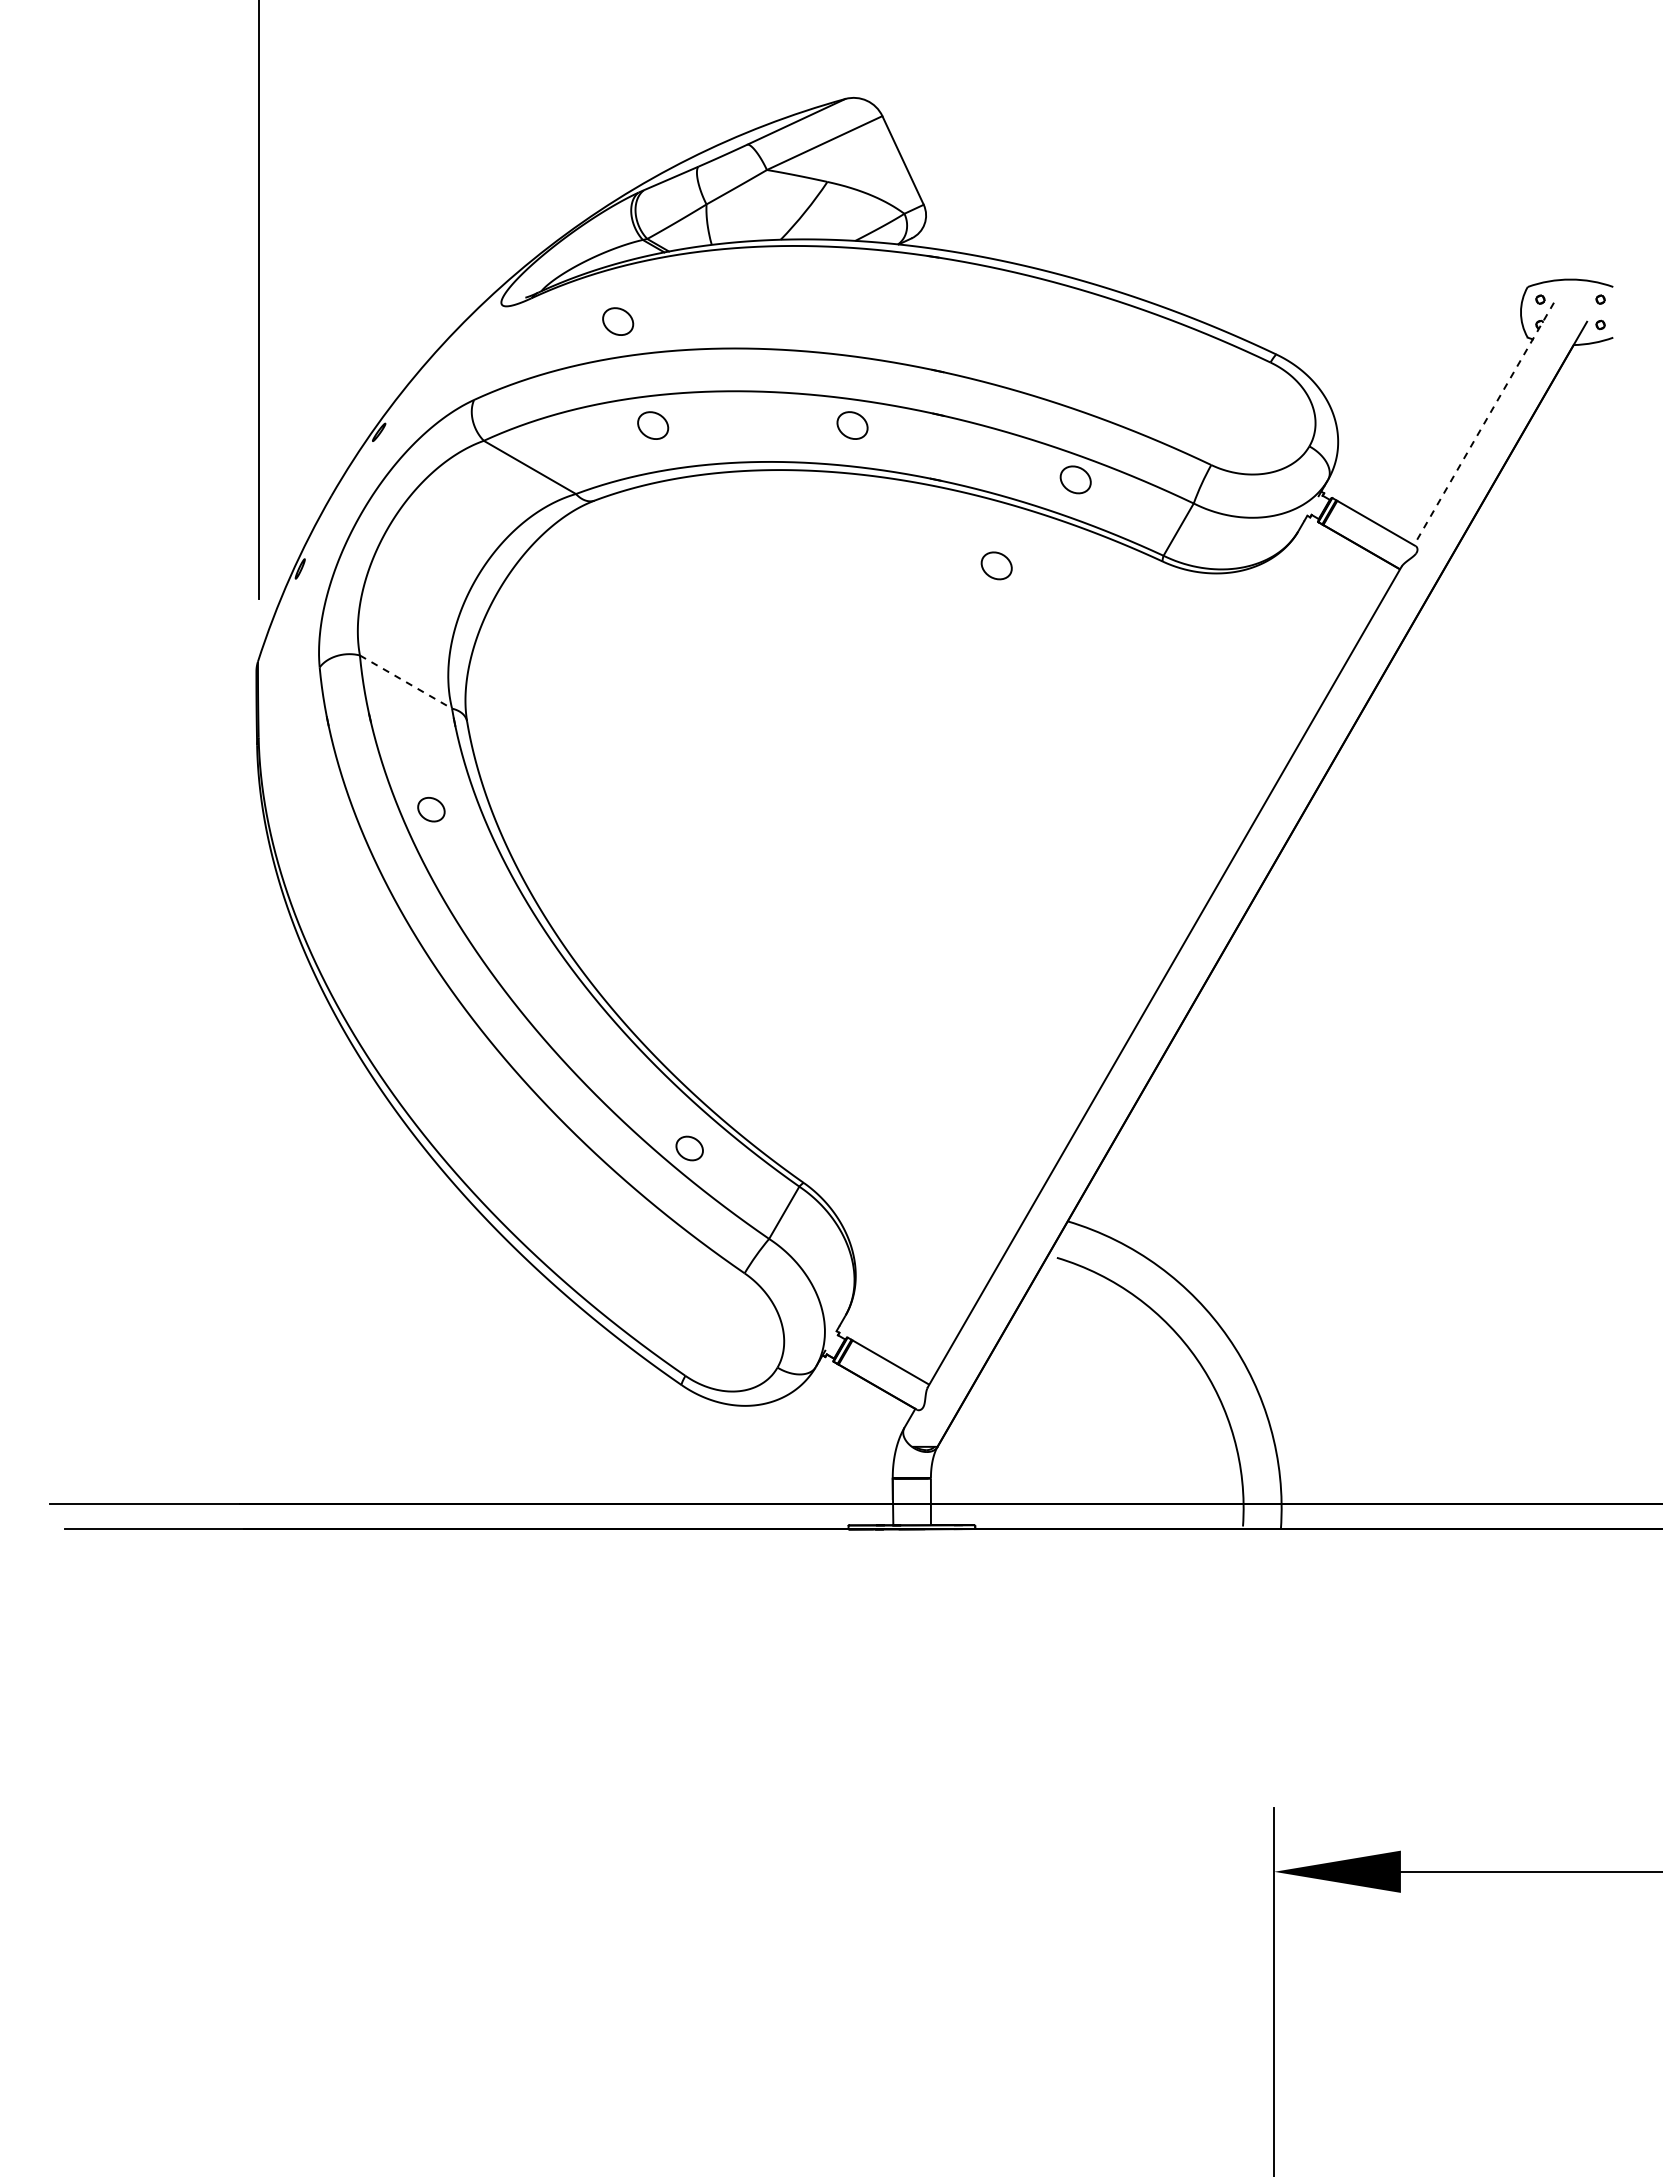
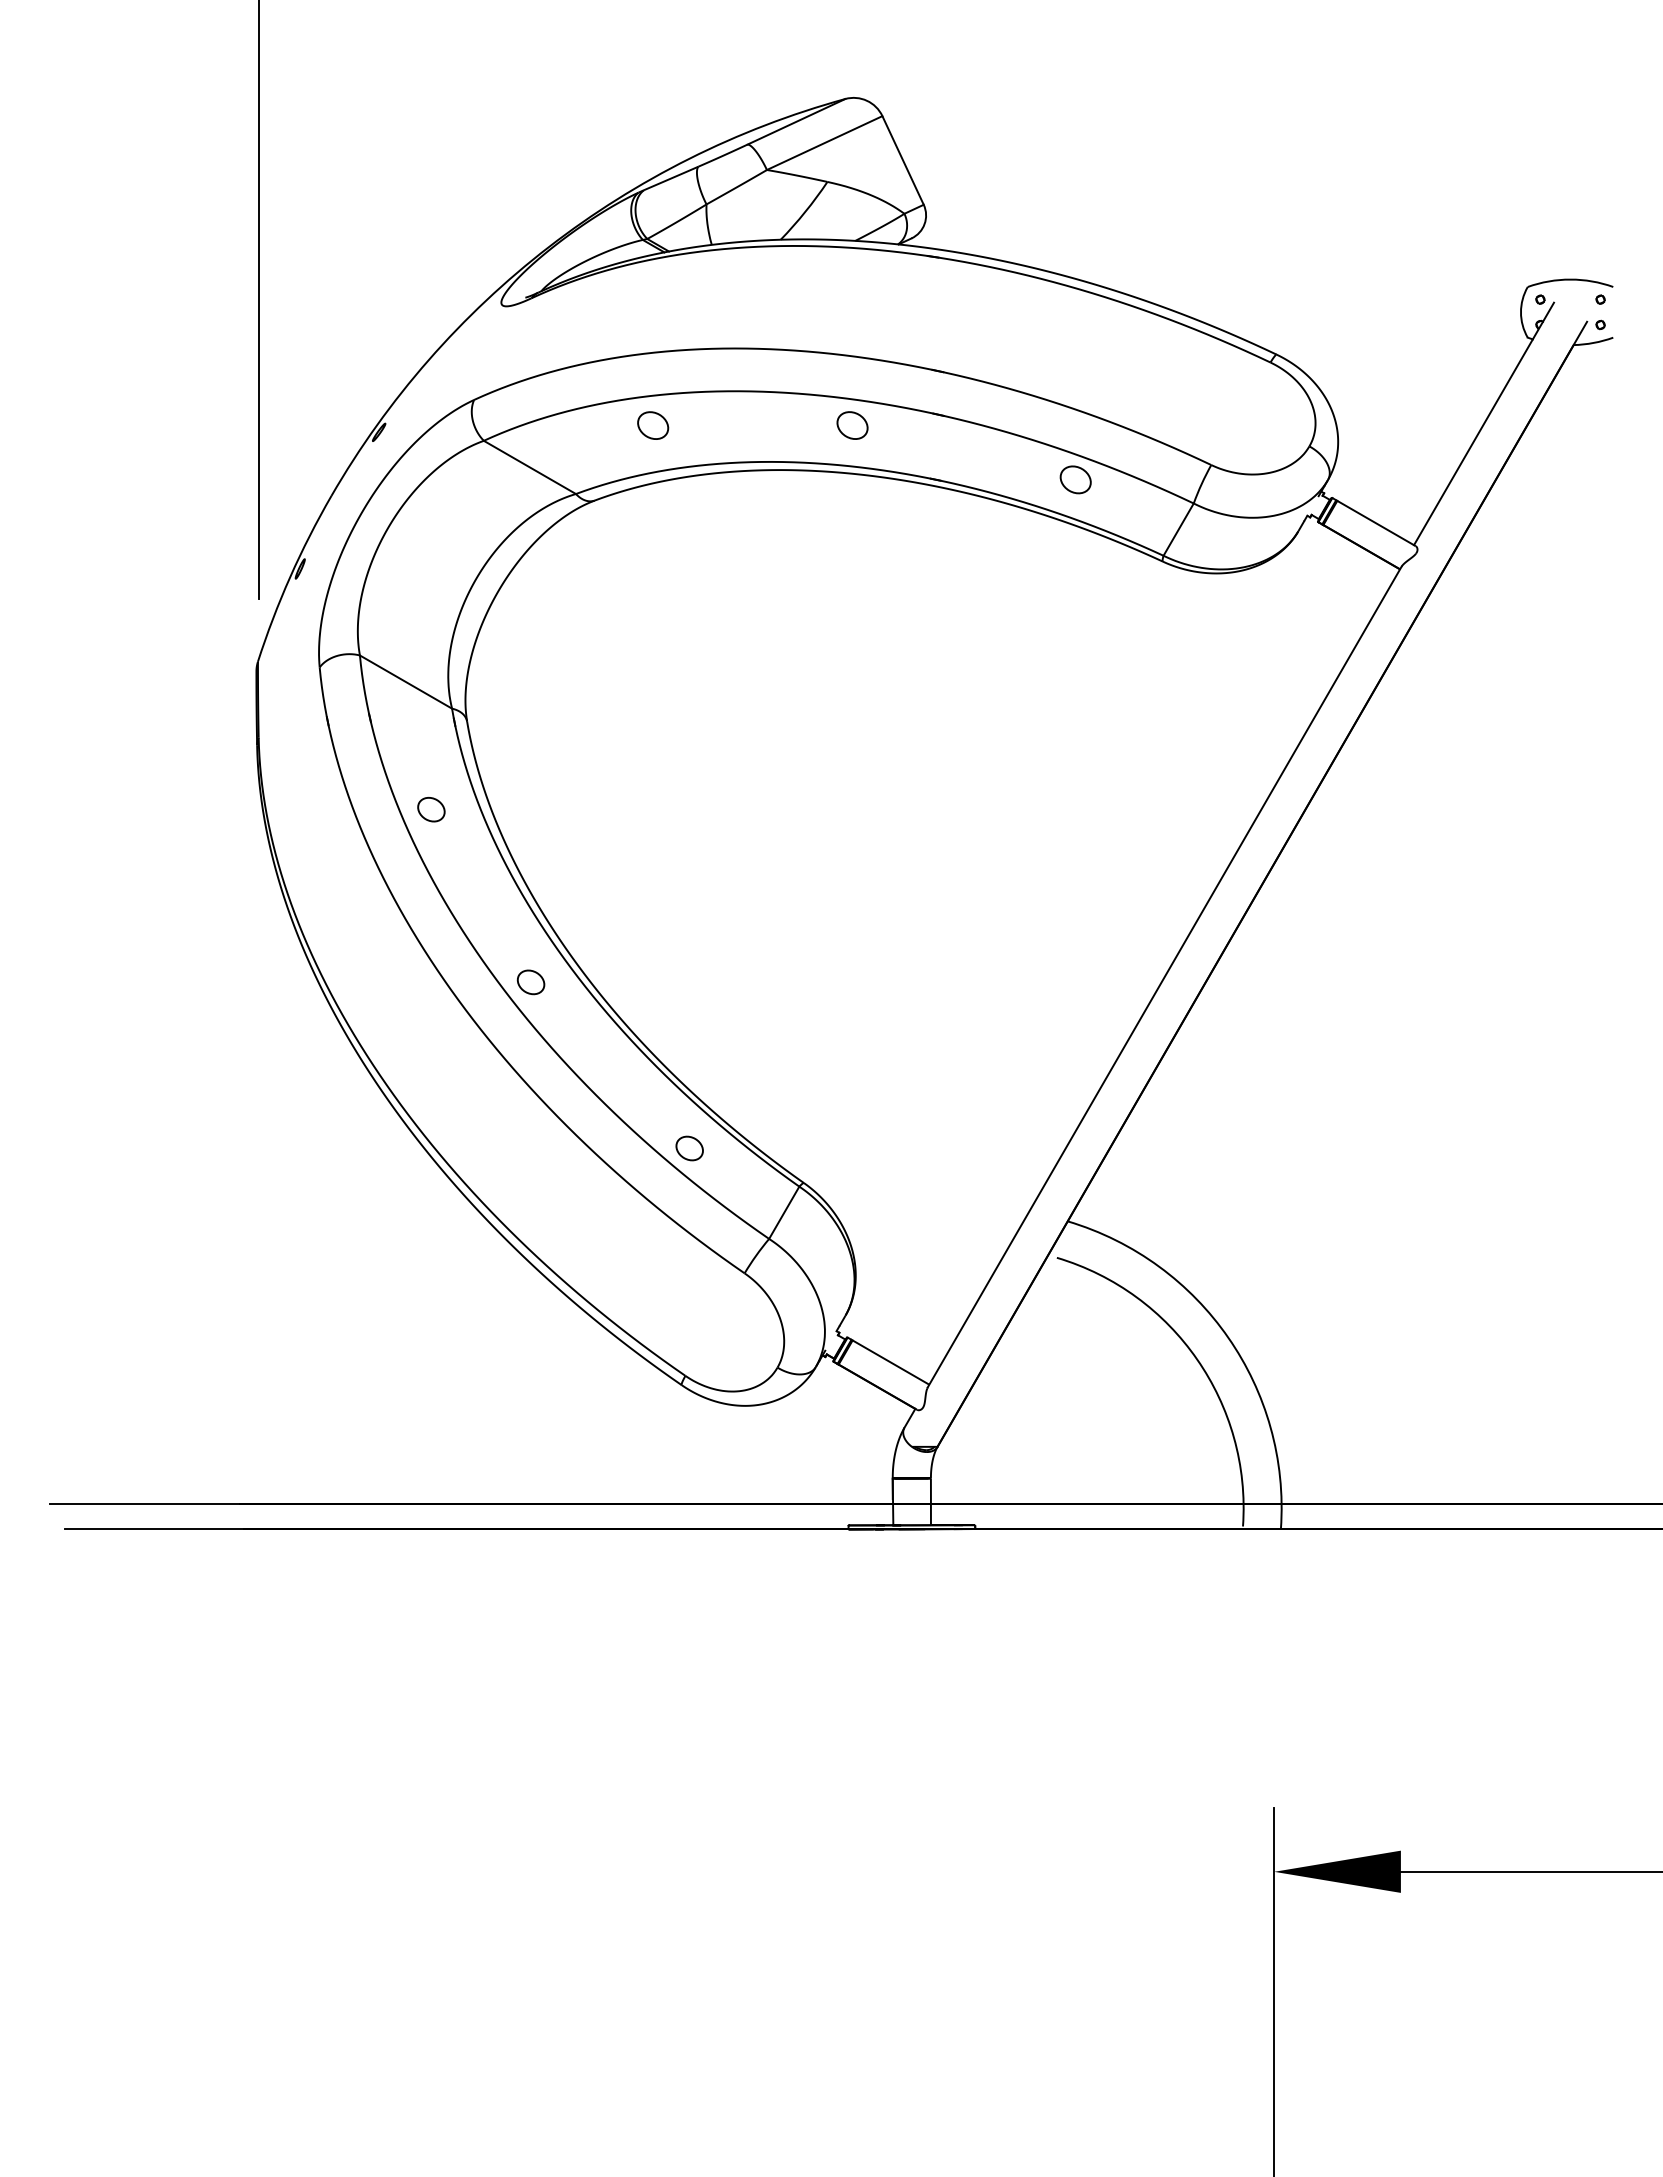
part: present -> none (618, 321)
line: dashed -> solid (1484, 423)
part: present -> none (996, 565)
line: dashed -> solid (406, 682)
part: none -> present (530, 982)
